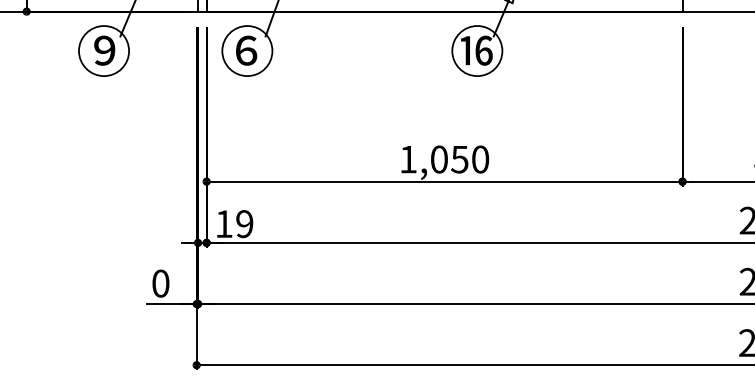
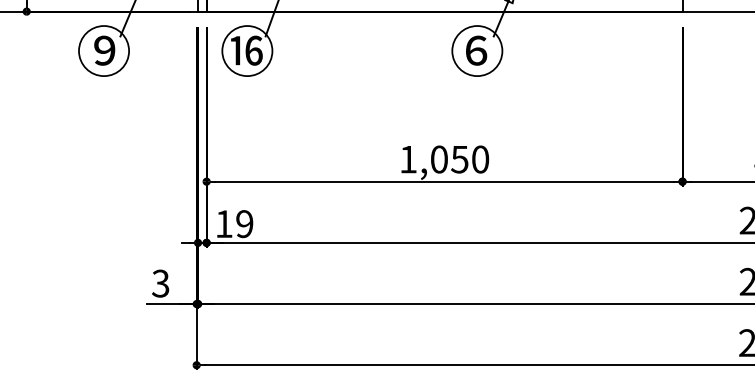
text: ⑥ -> ⑯ (246, 50)
text: ⑯ -> ⑥ (476, 50)
text: 0 -> 3 (160, 283)
